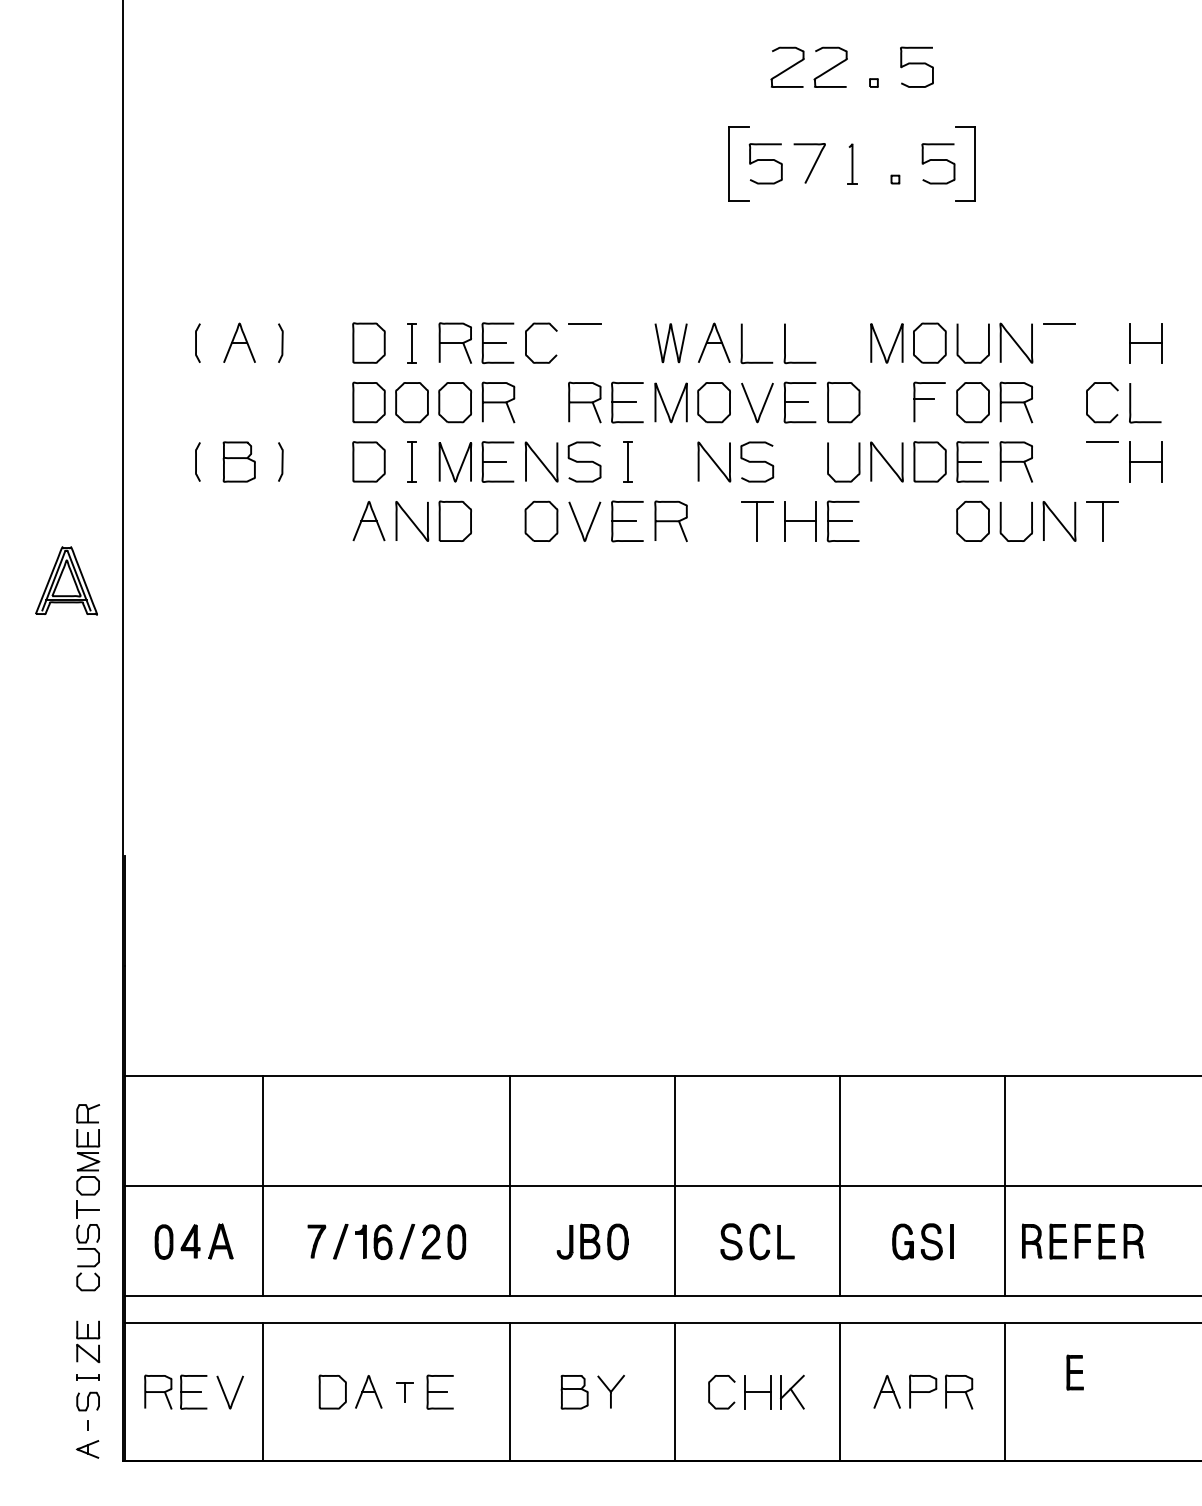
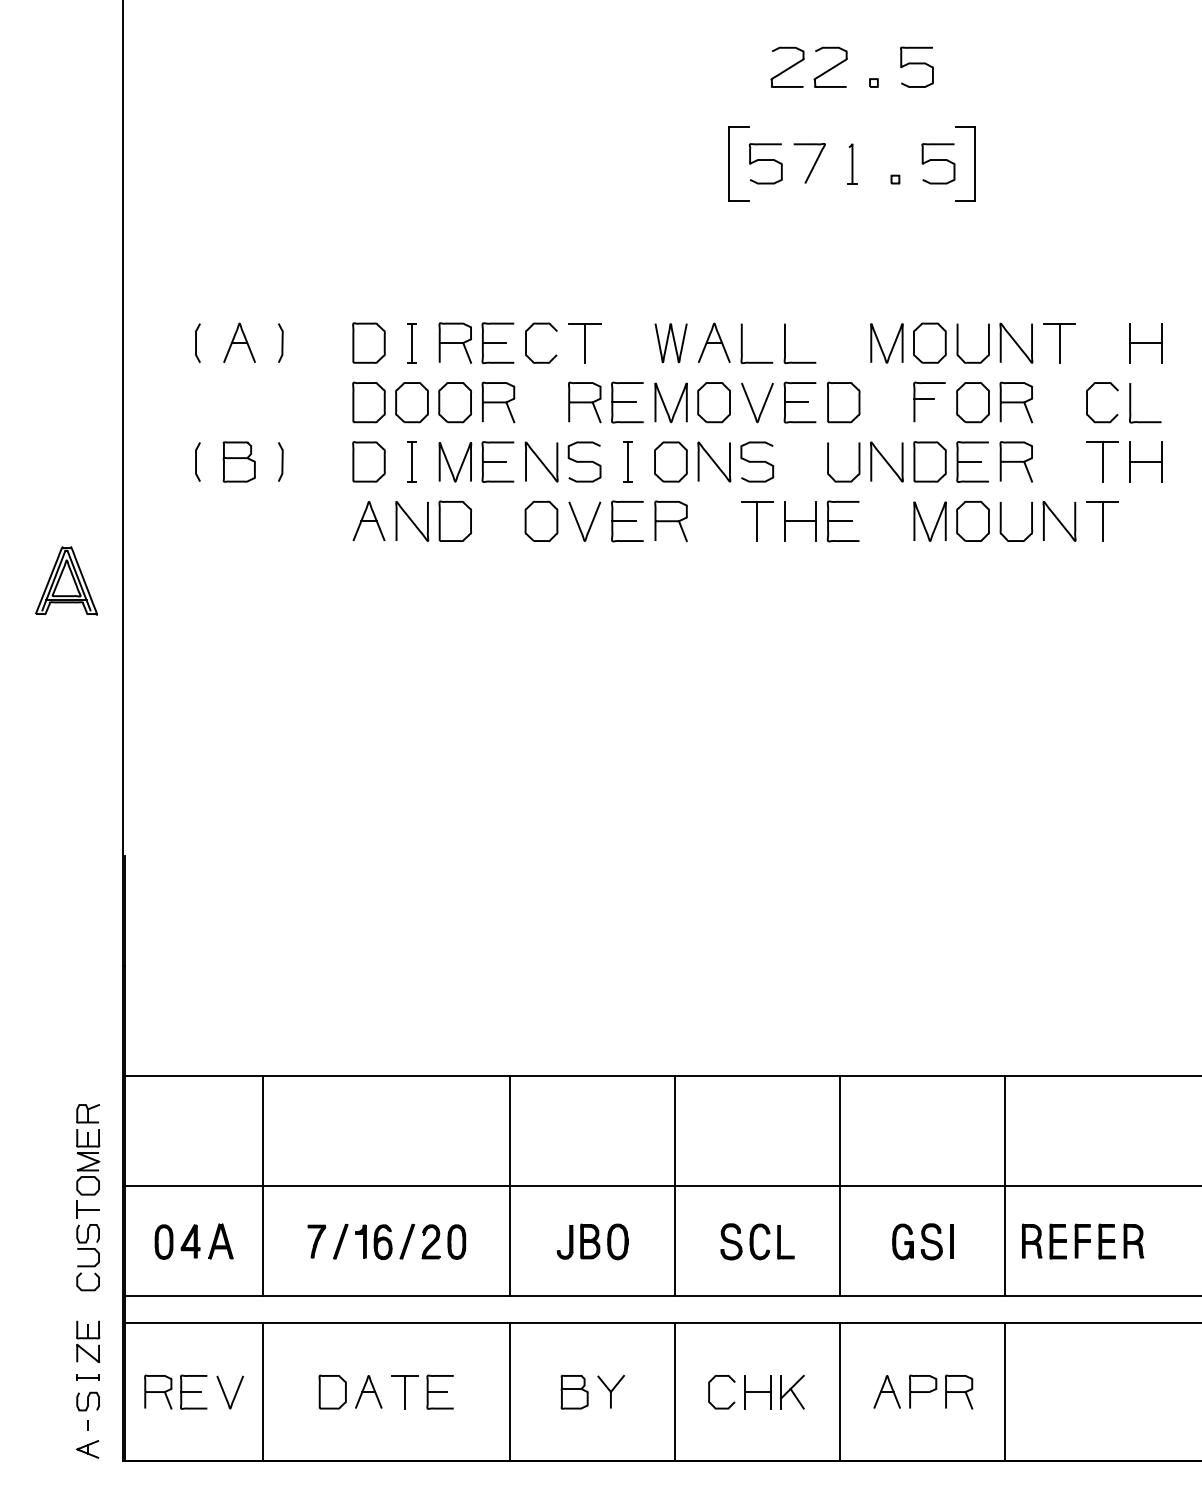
line: none -> present (584, 342)
line: none -> present (1059, 342)
part: none -> present (670, 461)
line: none -> present (1102, 461)
curve: none -> present (924, 523)
part: present -> none (1074, 1372)
part size: 18x21 px -> 28x35 px (404, 1392)
